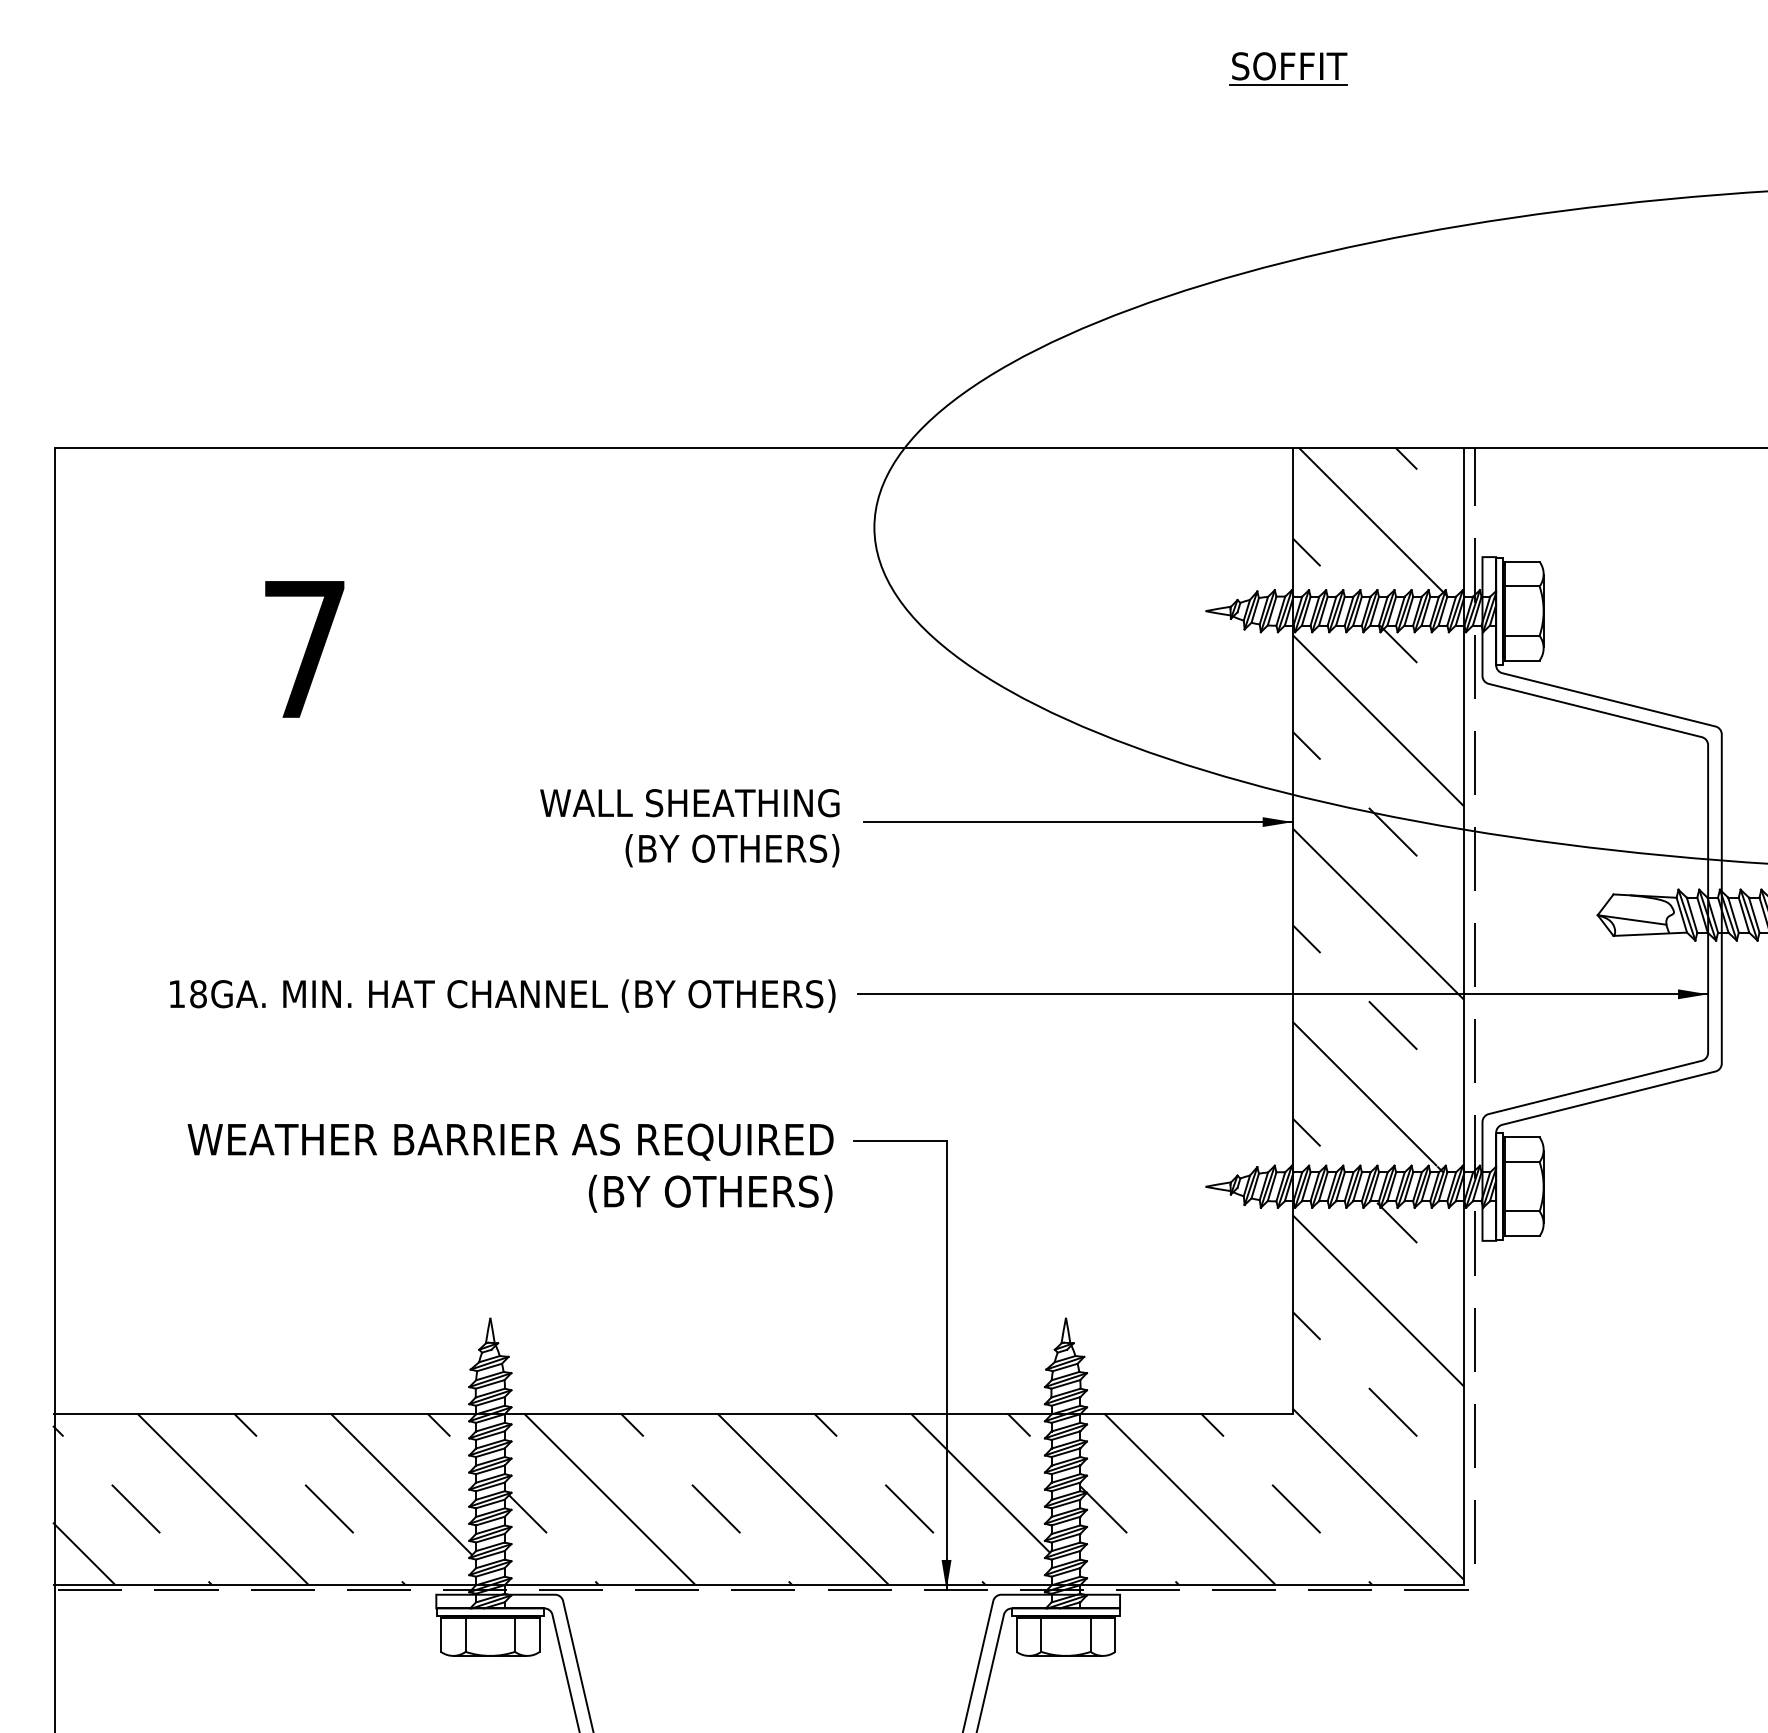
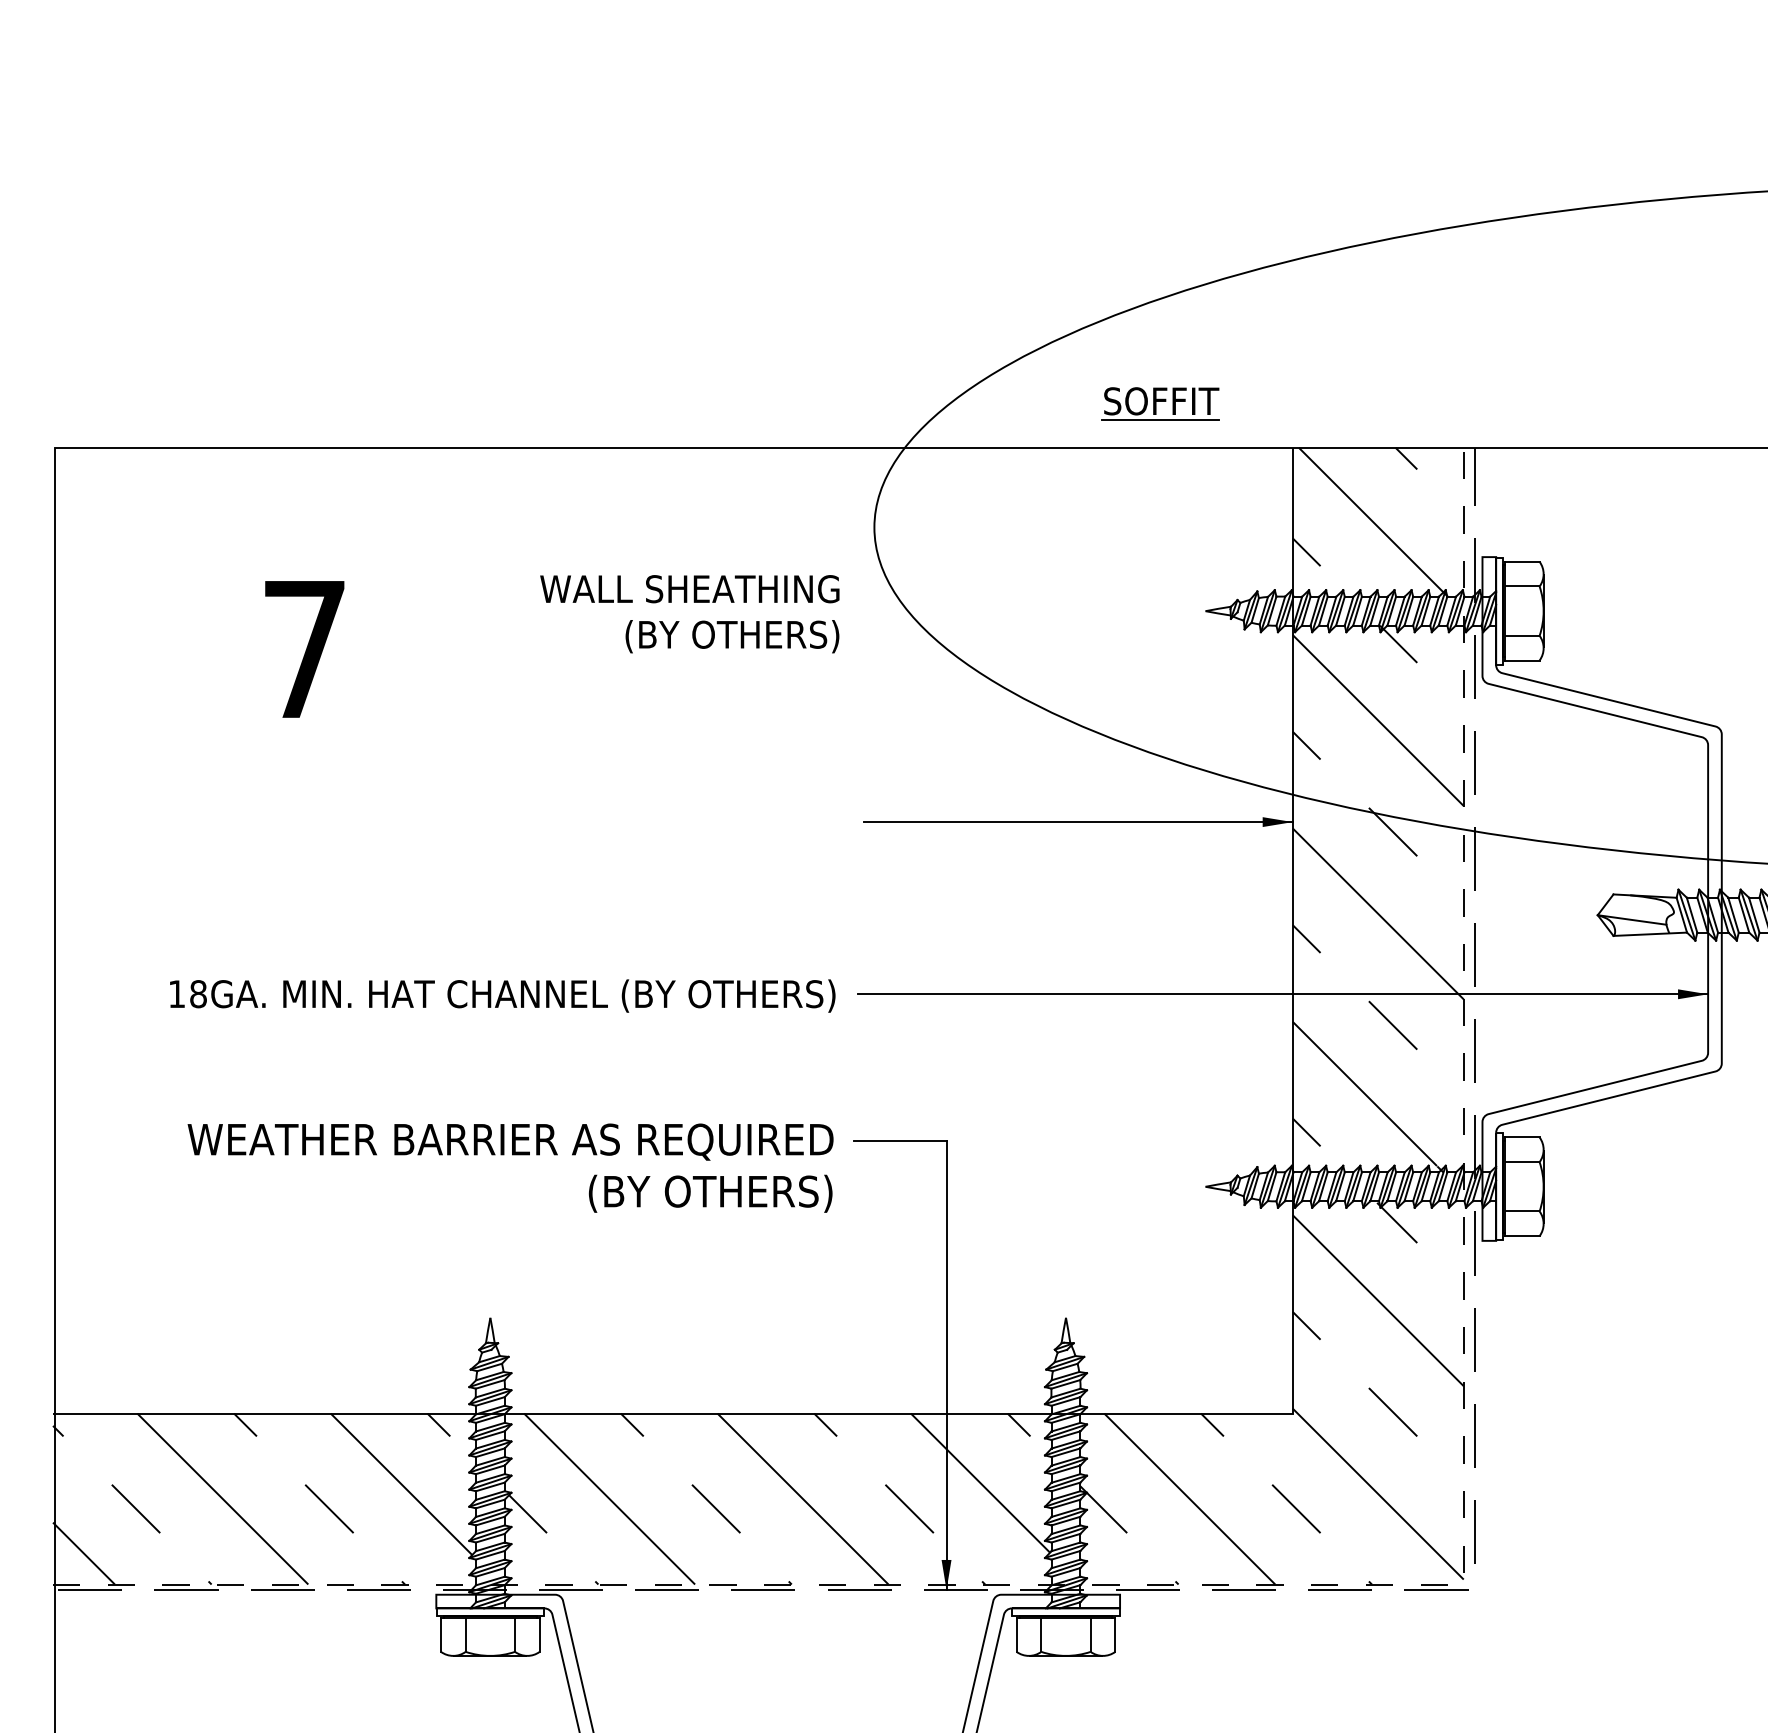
part position: (1288, 68) -> (1160, 403) (1160, 403)
text position: (689, 828) -> (689, 614) (689, 614)
line: solid -> dashed (1327, 1584)
